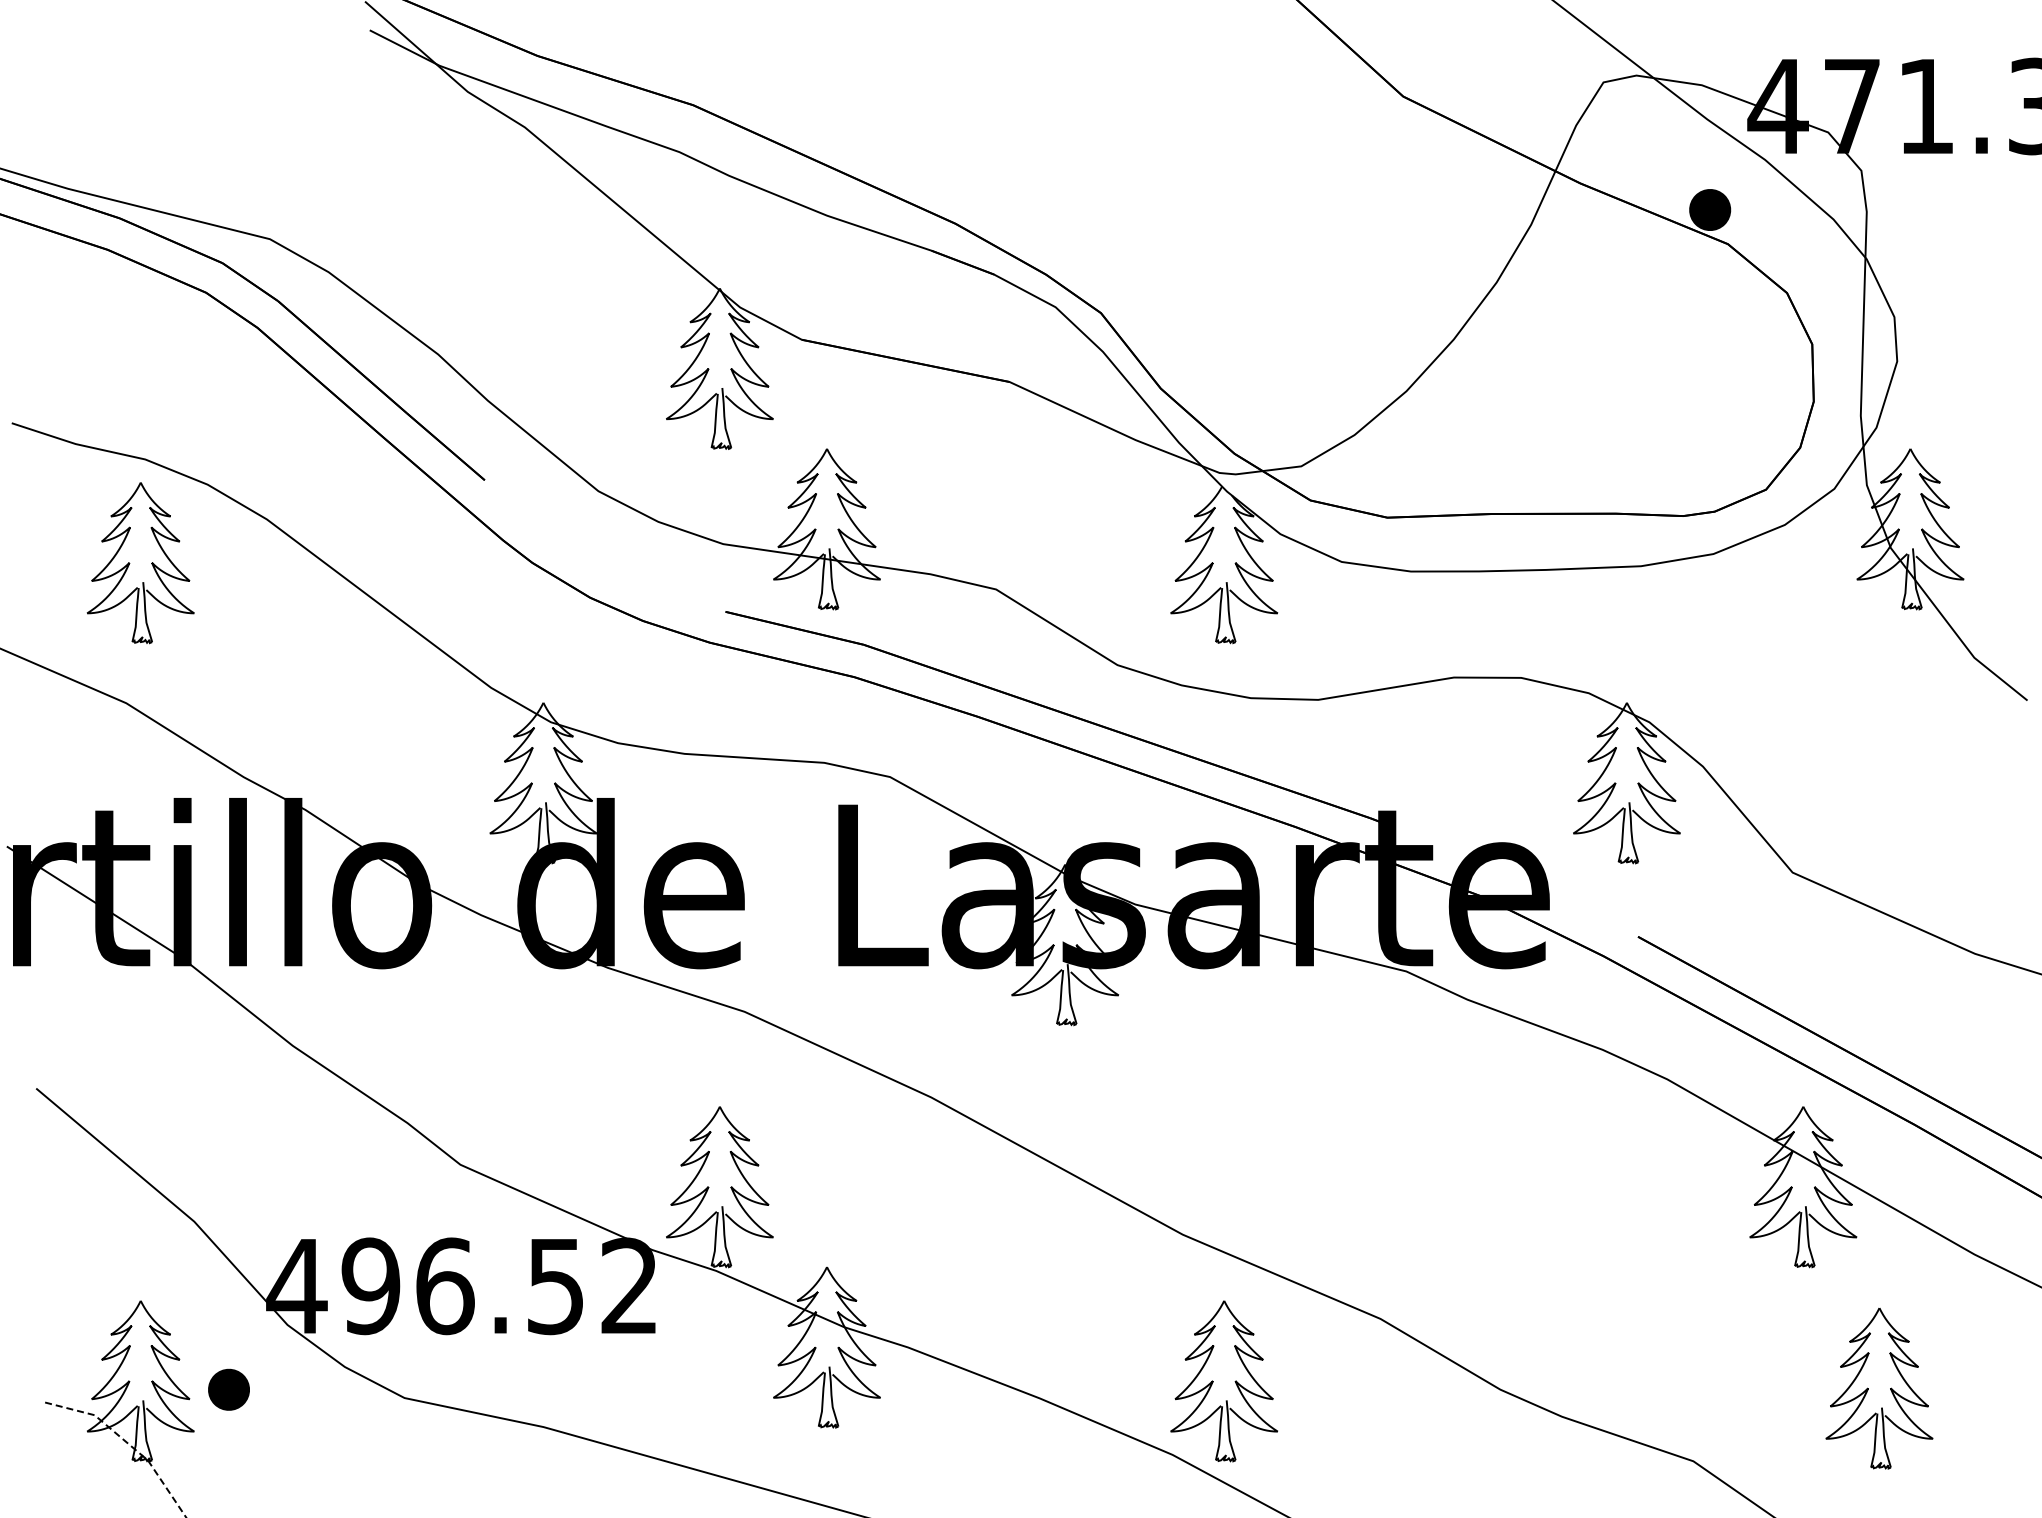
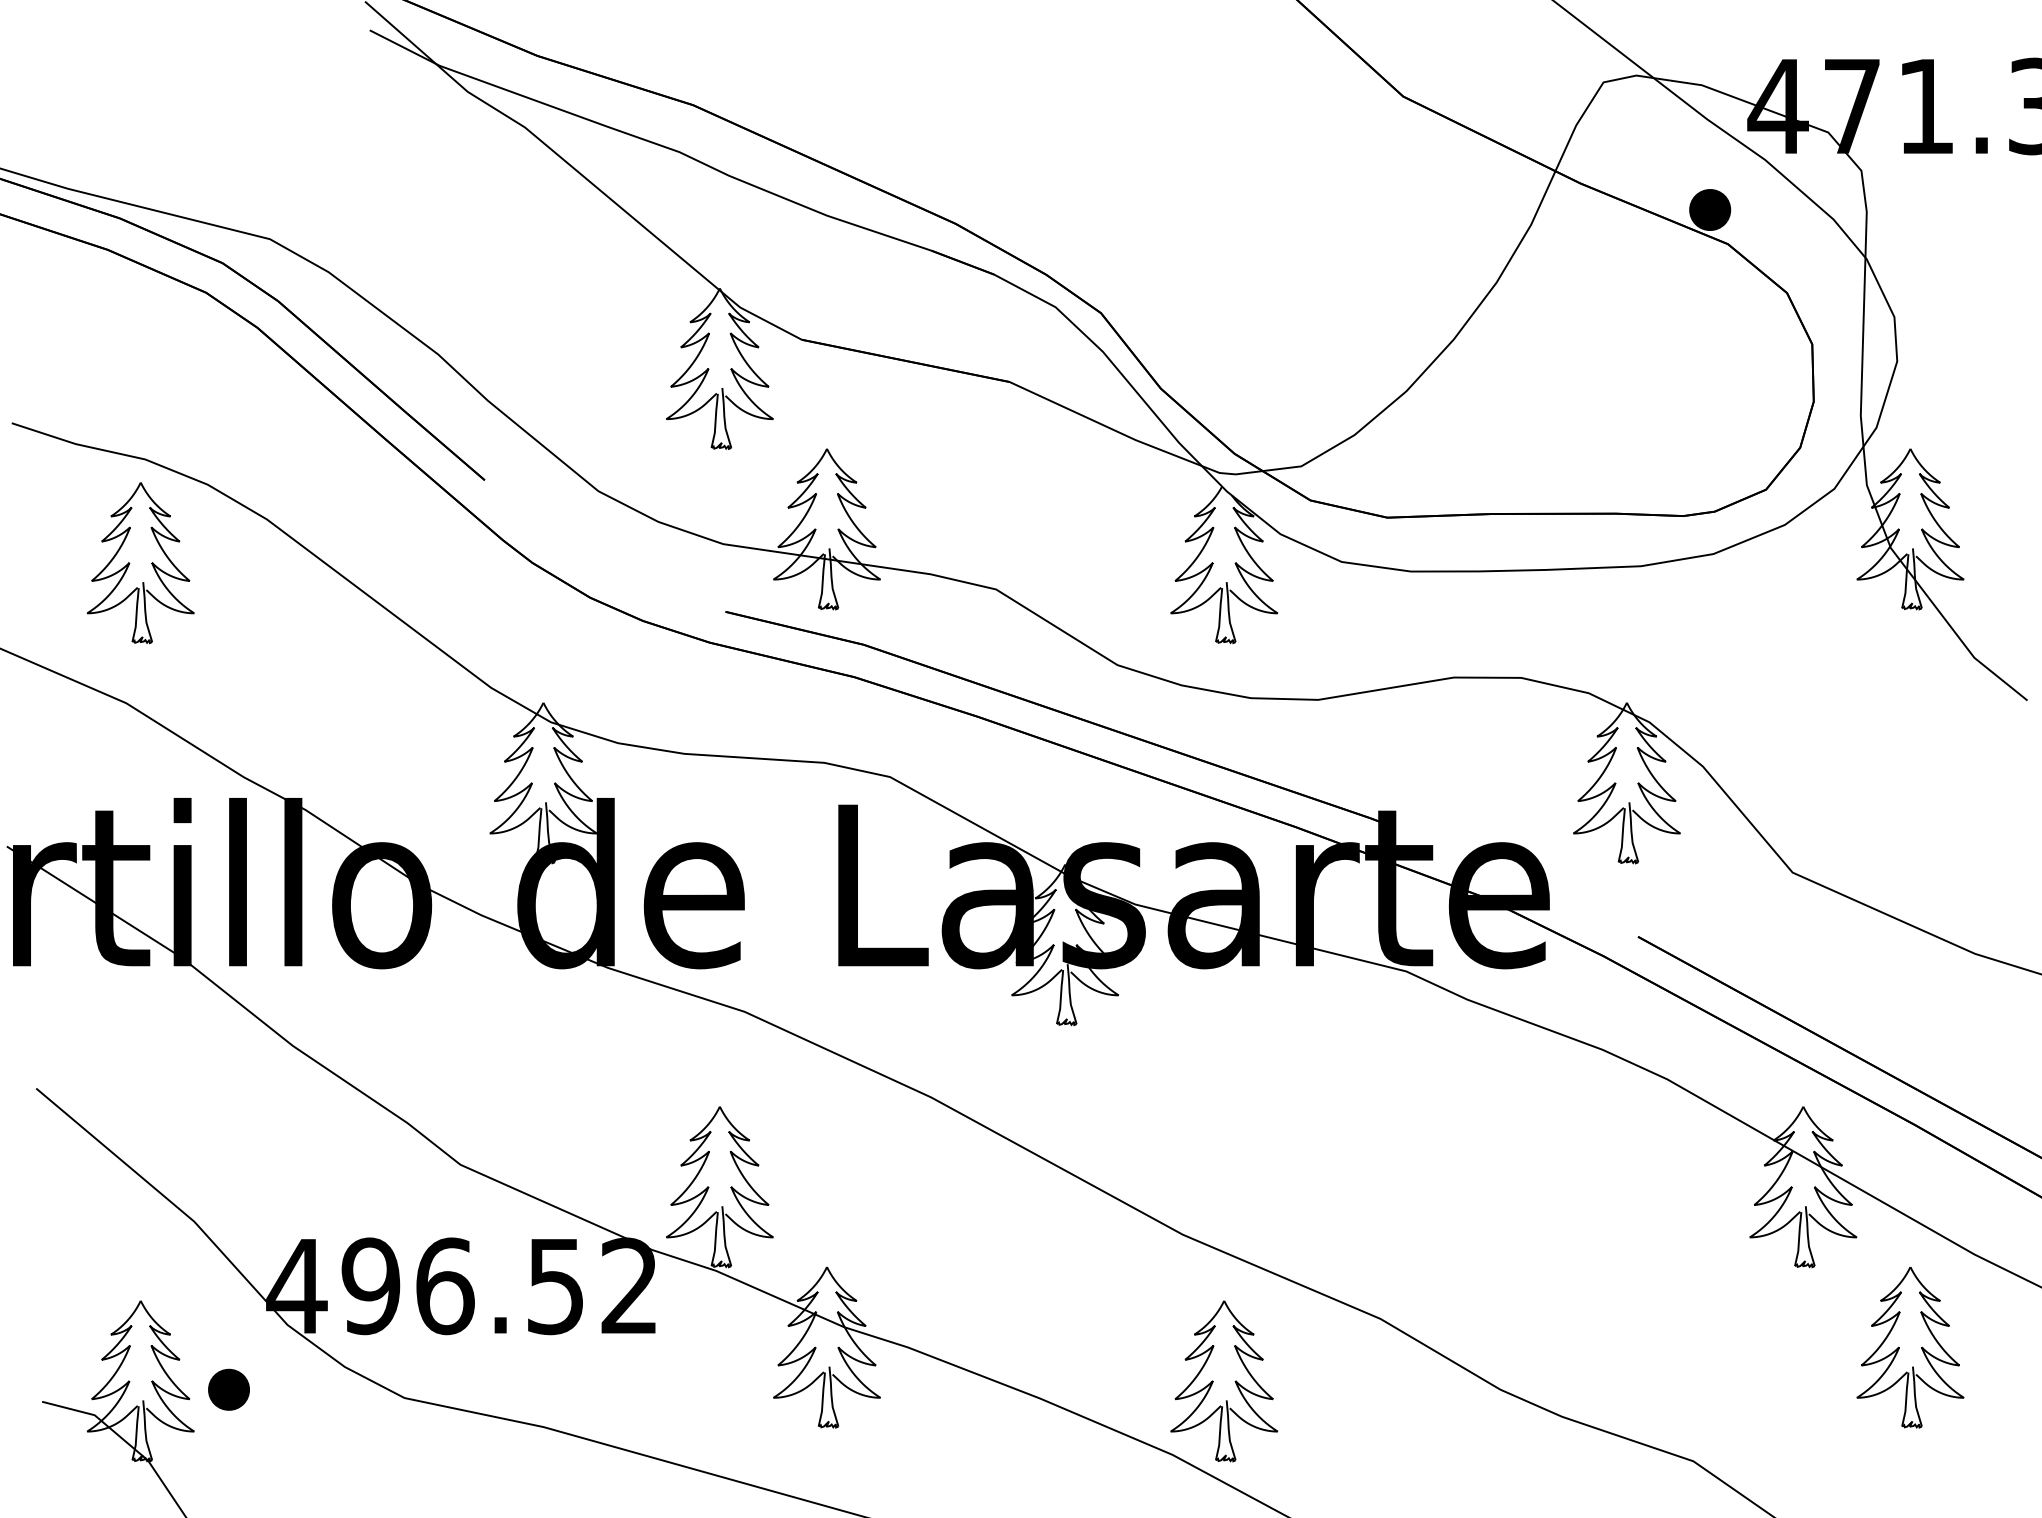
part position: (1879, 1388) -> (1910, 1347) (1910, 1347)
line: dashed -> solid (126, 1442)
